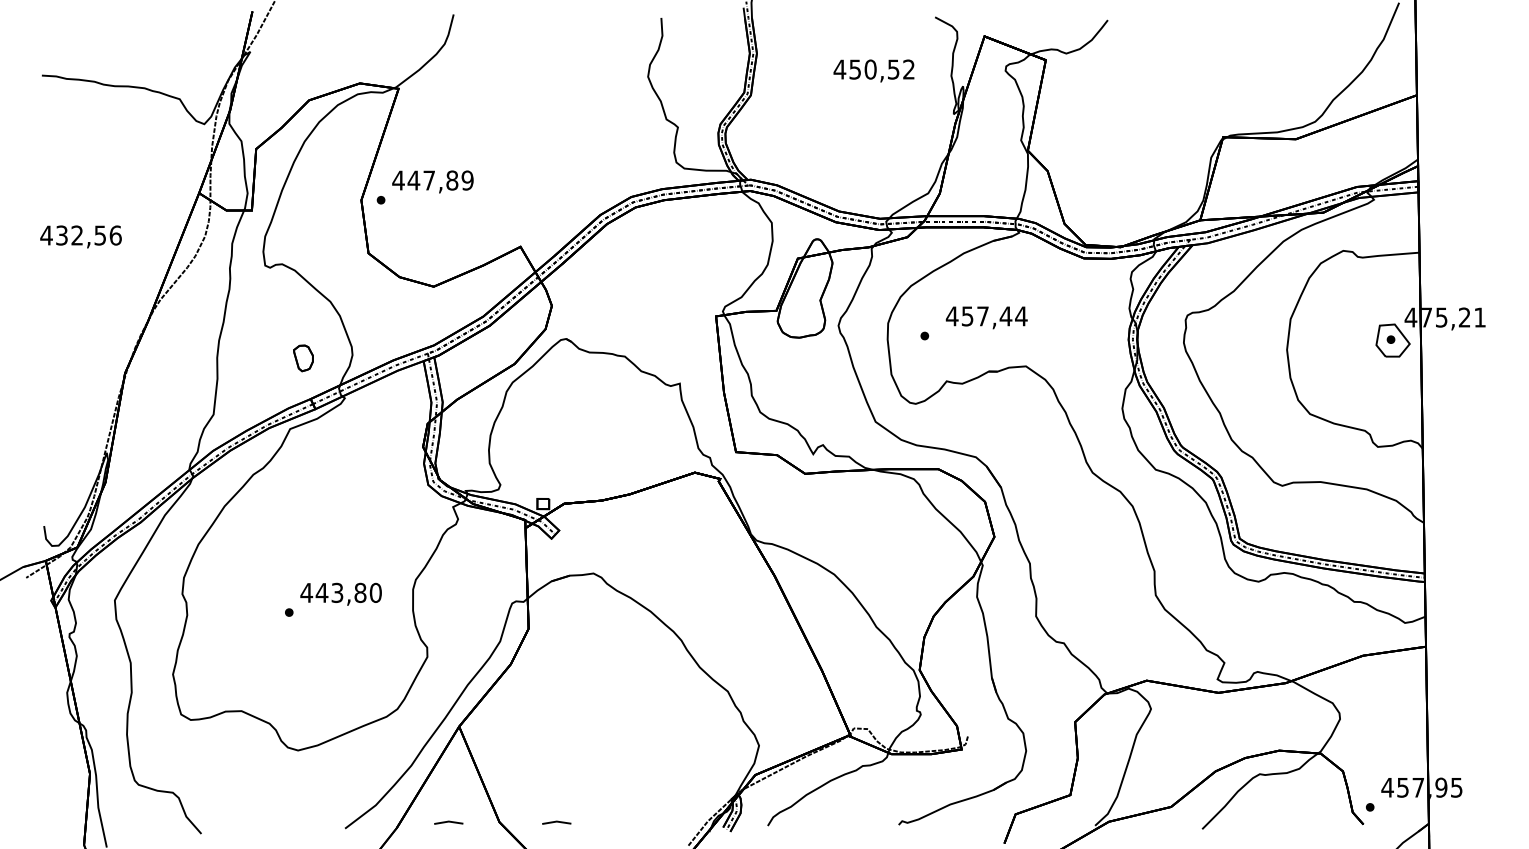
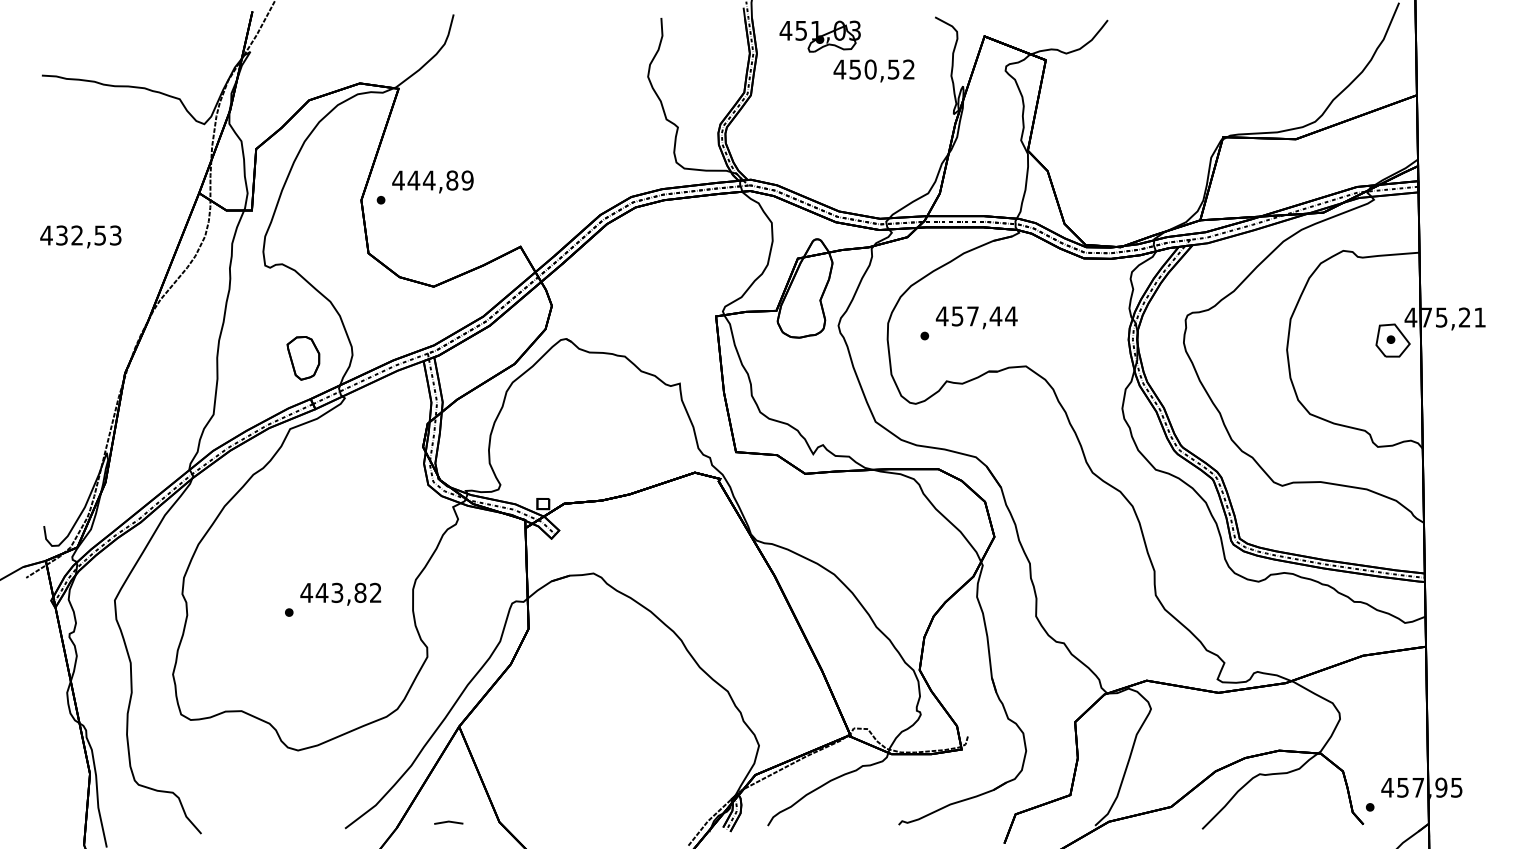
part: none -> present (819, 36)
text: 447,89 -> 444,89 (428, 180)
text: 432,56 -> 432,53 (115, 235)
text position: (986, 317) -> (976, 317) (976, 317)
part size: 21x29 px -> 35x45 px (303, 358)
text: 443,80 -> 443,82 (375, 592)
line: present -> none (556, 822)
